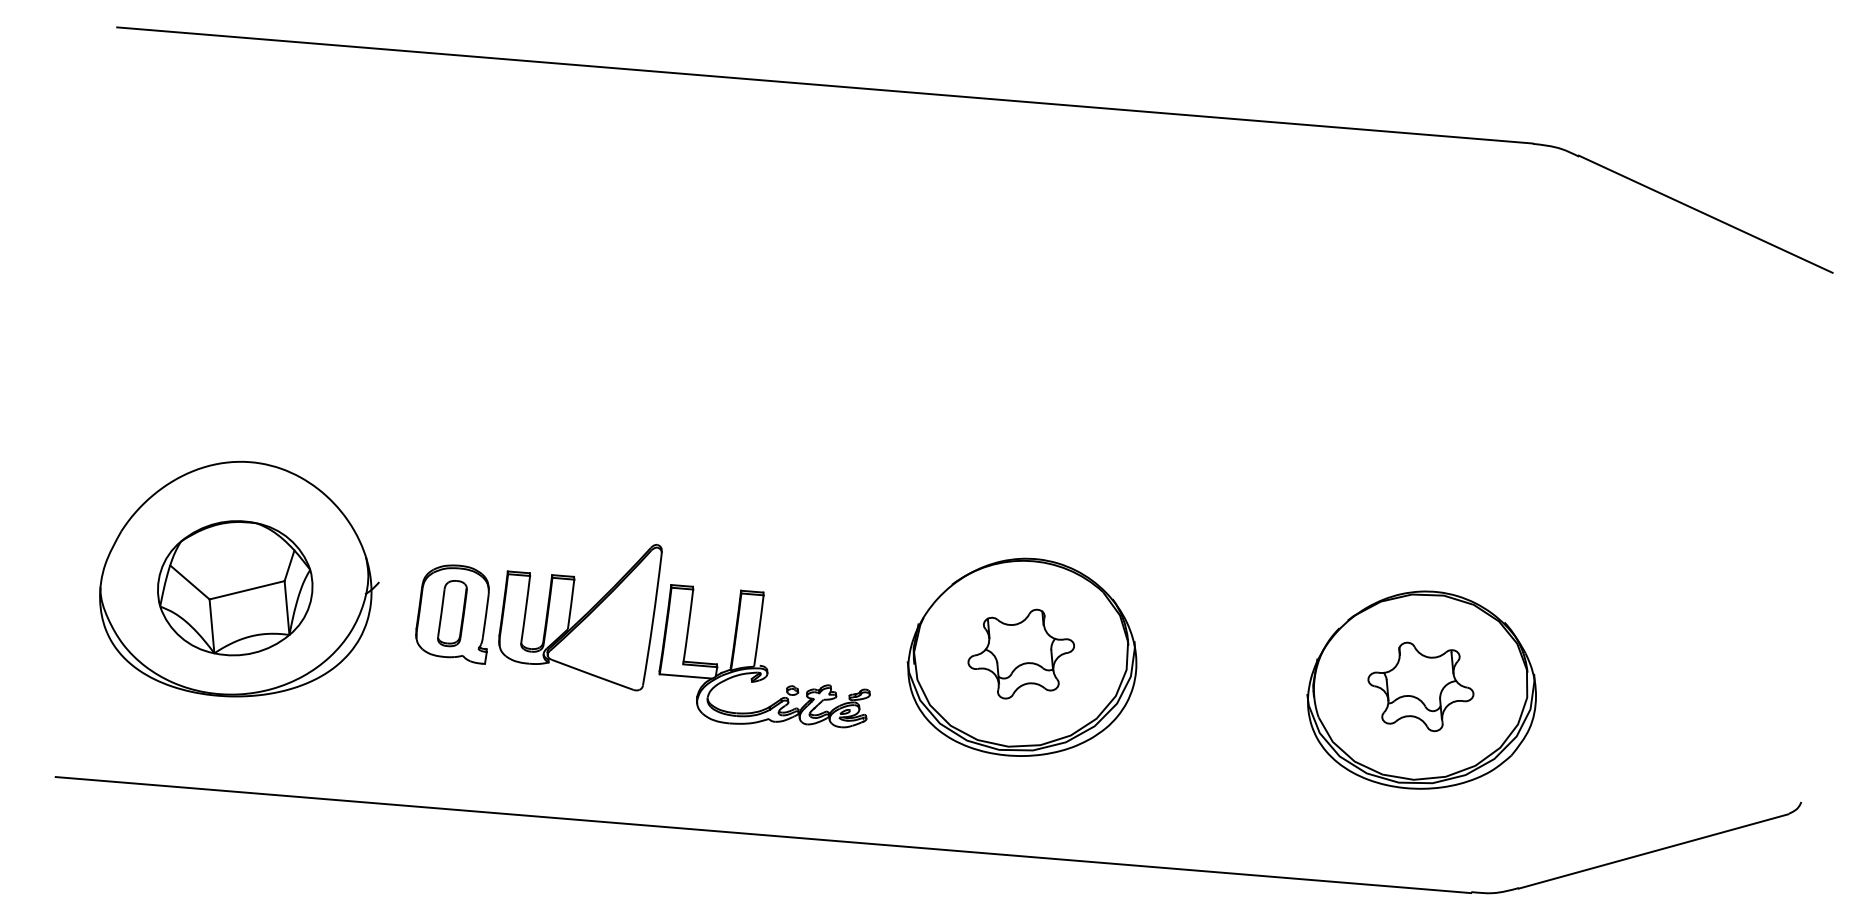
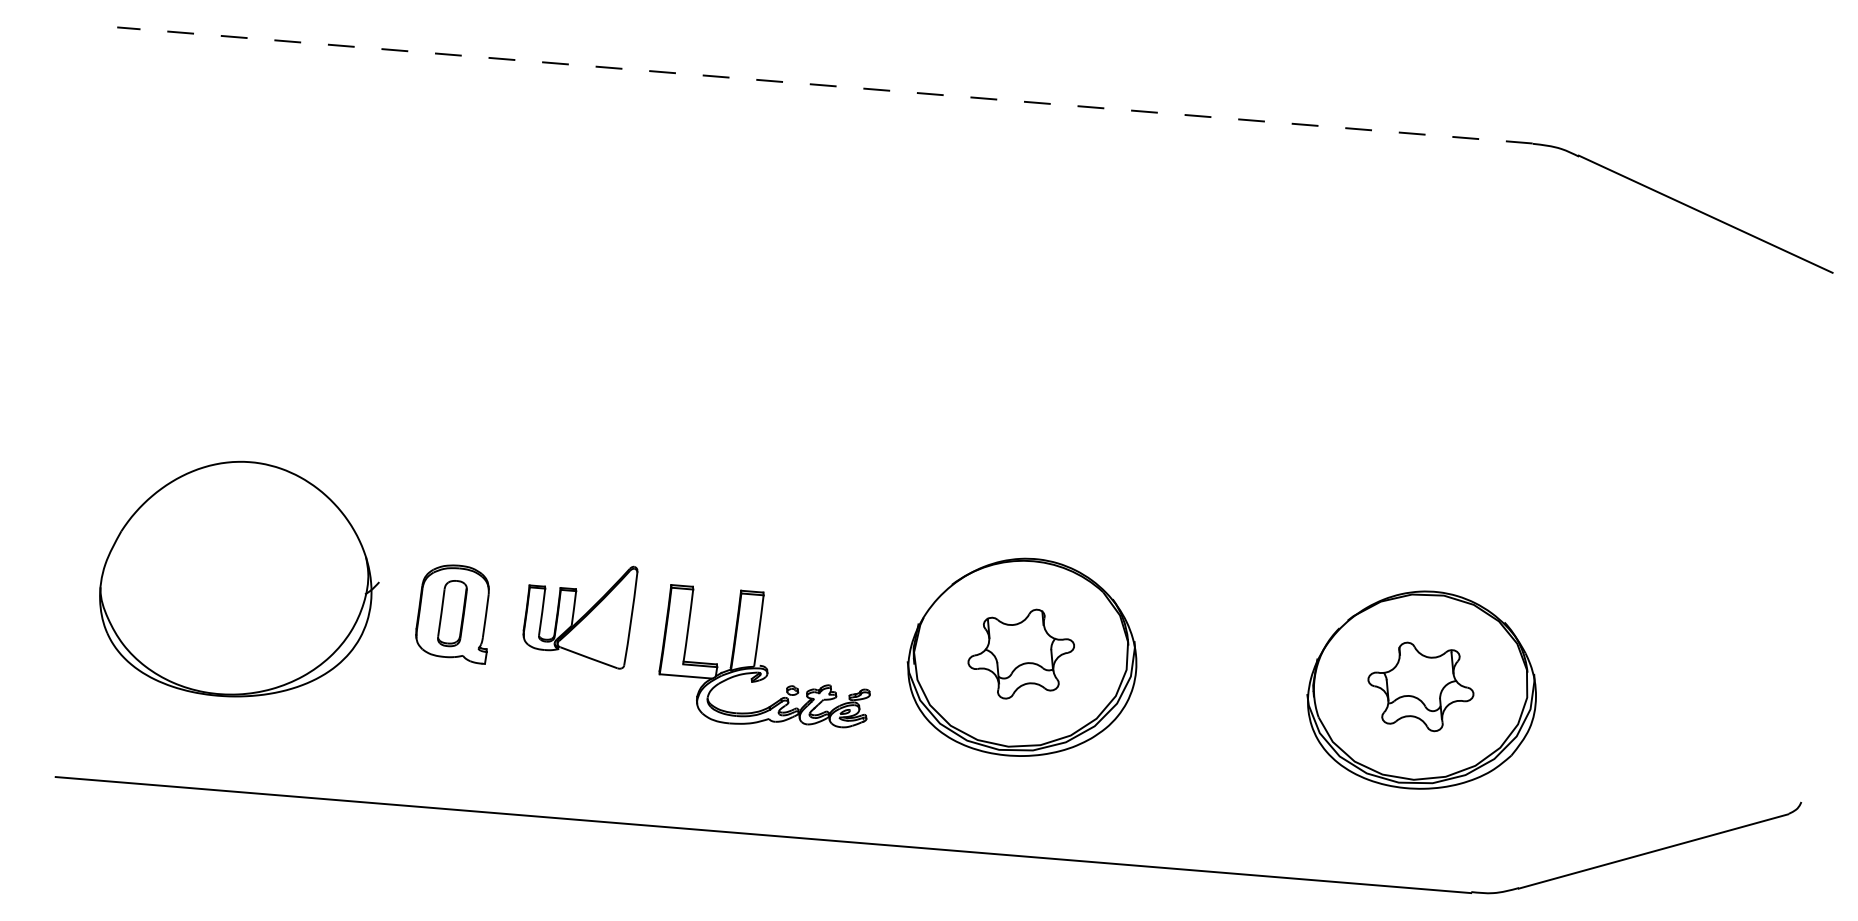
line: solid -> dashed (824, 85)
part: present -> none (235, 588)
part size: 165x148 px -> 117x105 px (580, 617)
